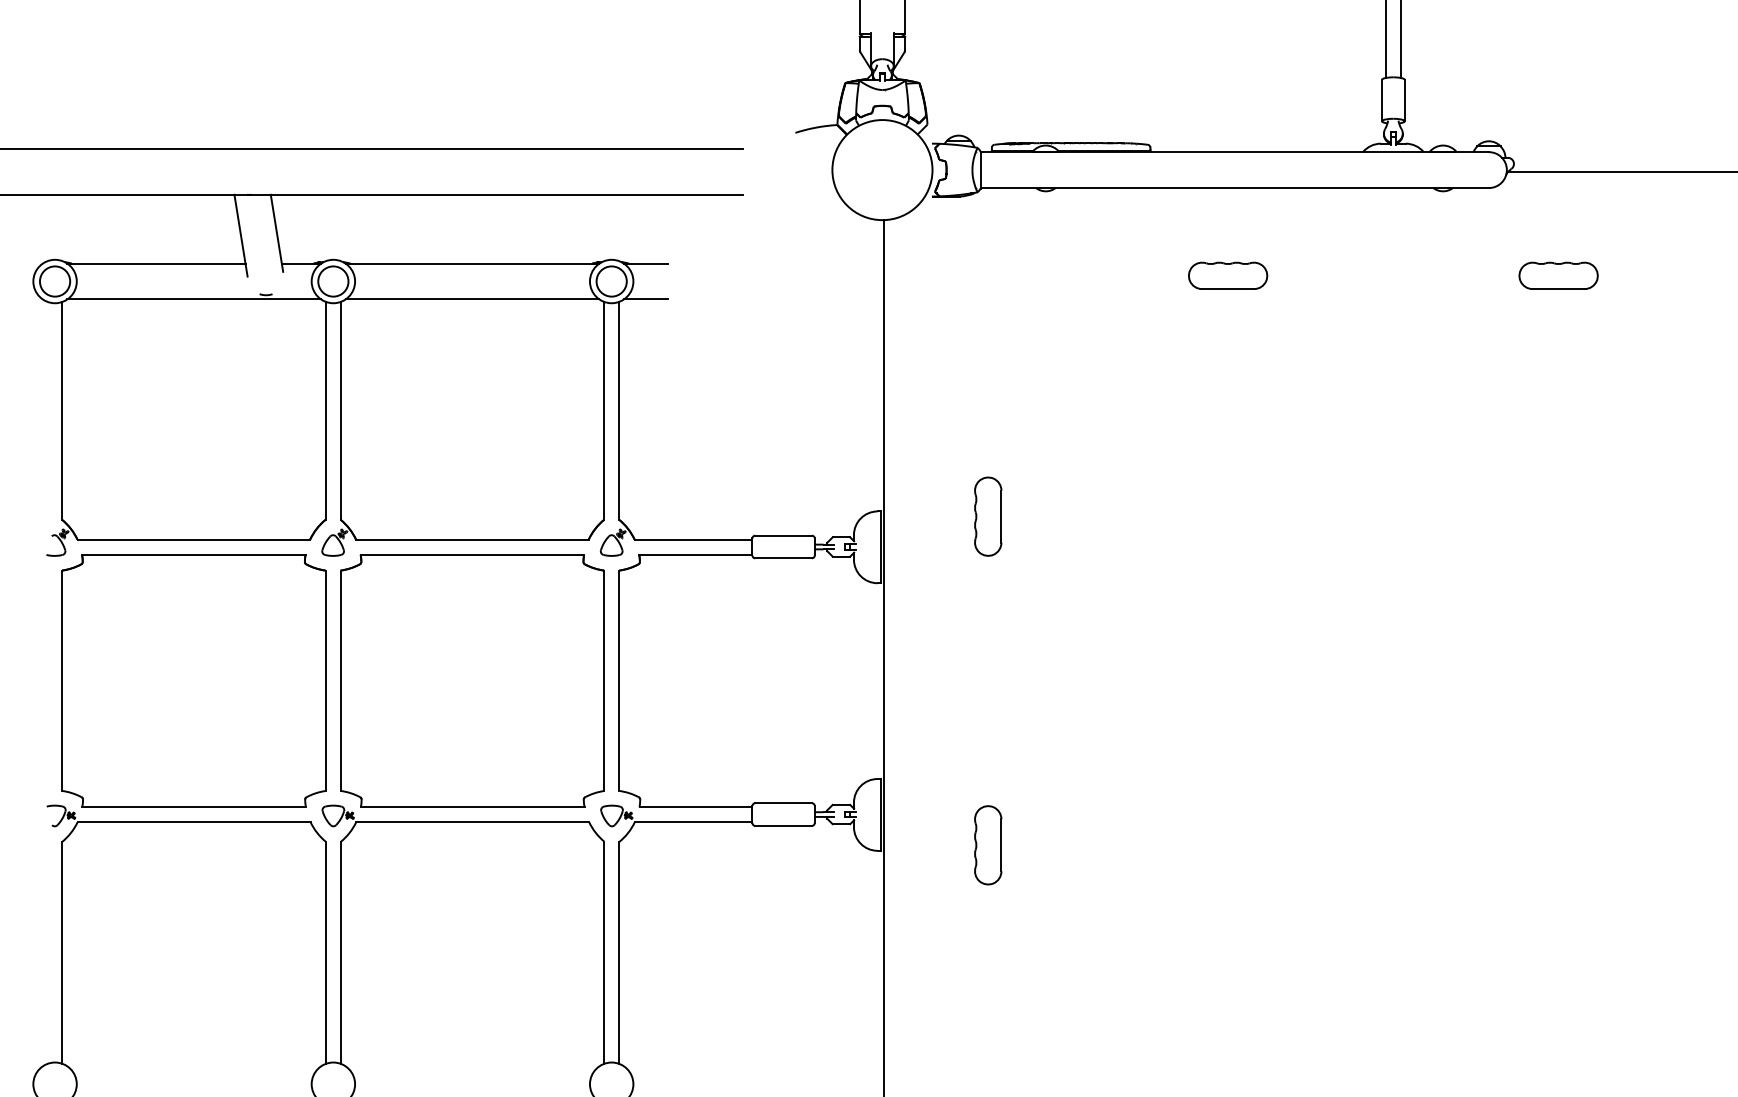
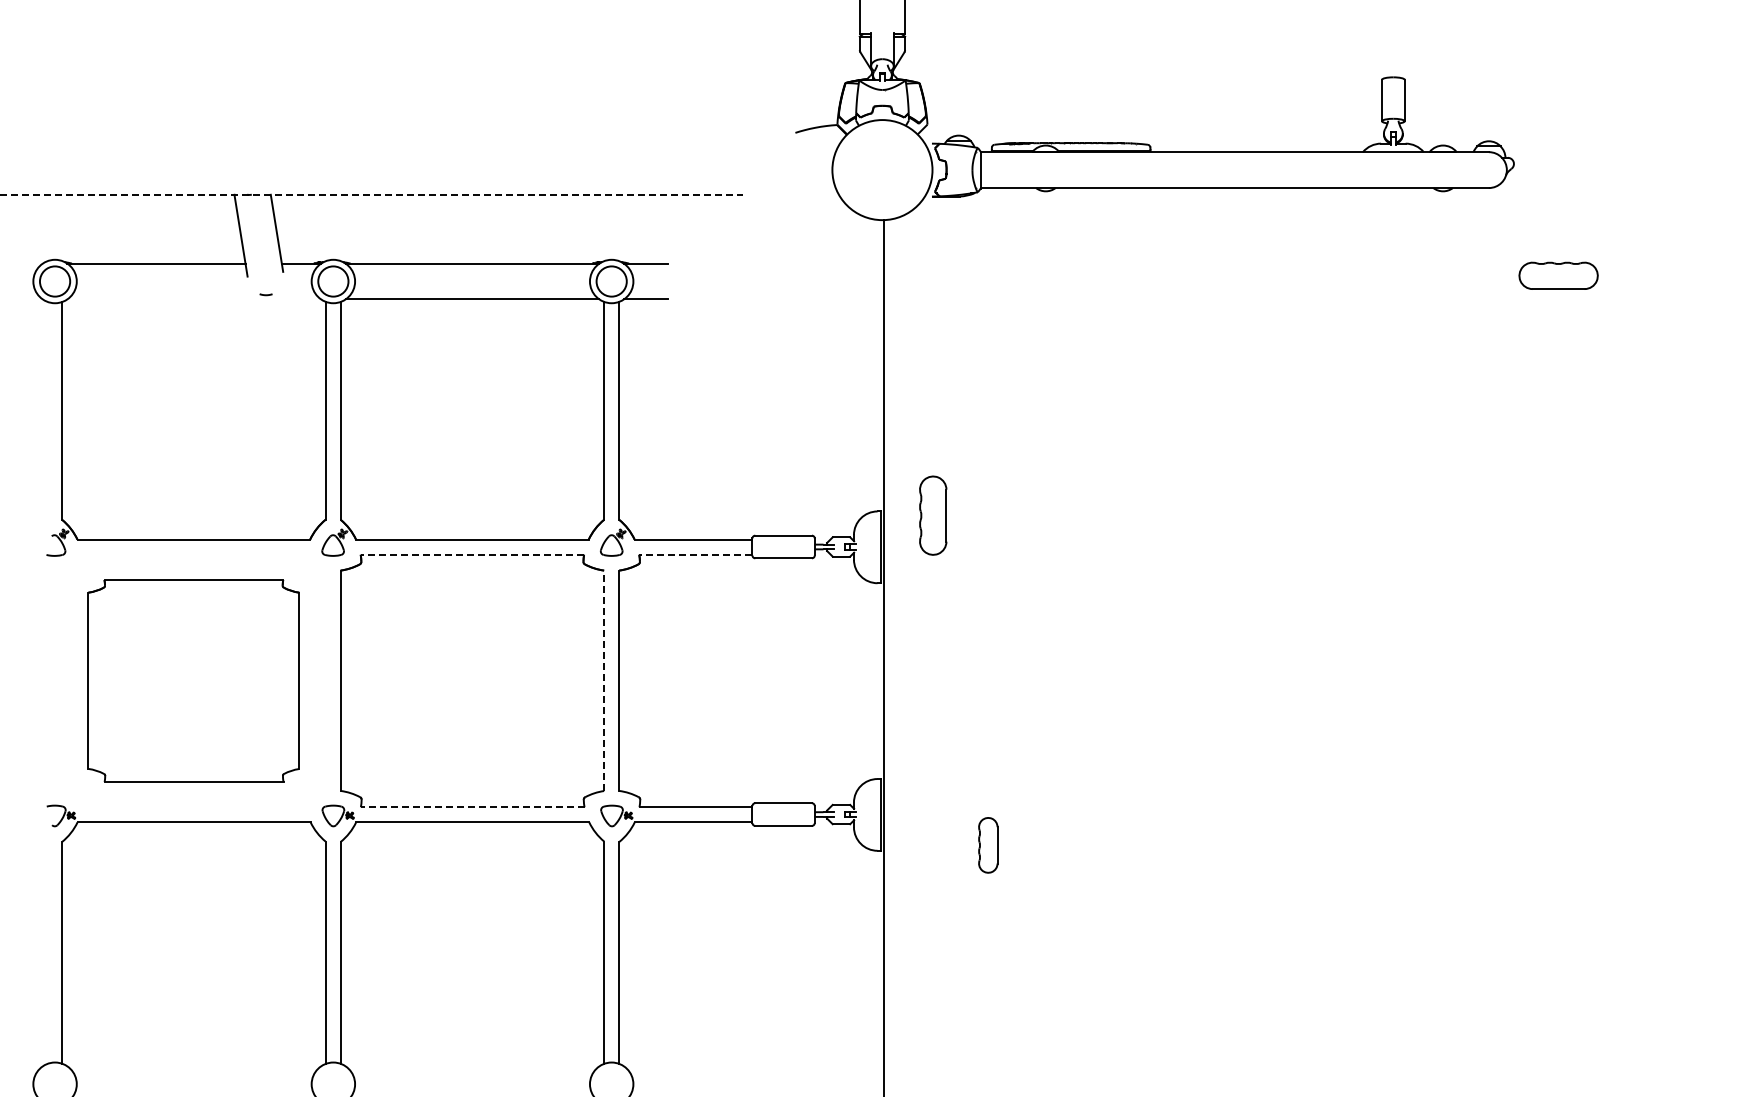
line: present -> none (1385, 39)
line: present -> none (1400, 39)
line: present -> none (372, 149)
line: present -> none (1621, 171)
line: solid -> dashed (372, 194)
part: present -> none (1228, 275)
line: present -> none (194, 299)
part position: (988, 516) -> (933, 515) (933, 515)
line: solid -> dashed (472, 554)
line: solid -> dashed (695, 554)
part size: 266x254 px -> 213x204 px (193, 680)
line: solid -> dashed (604, 680)
line: solid -> dashed (472, 807)
part size: 29x81 px -> 21x57 px (988, 845)
